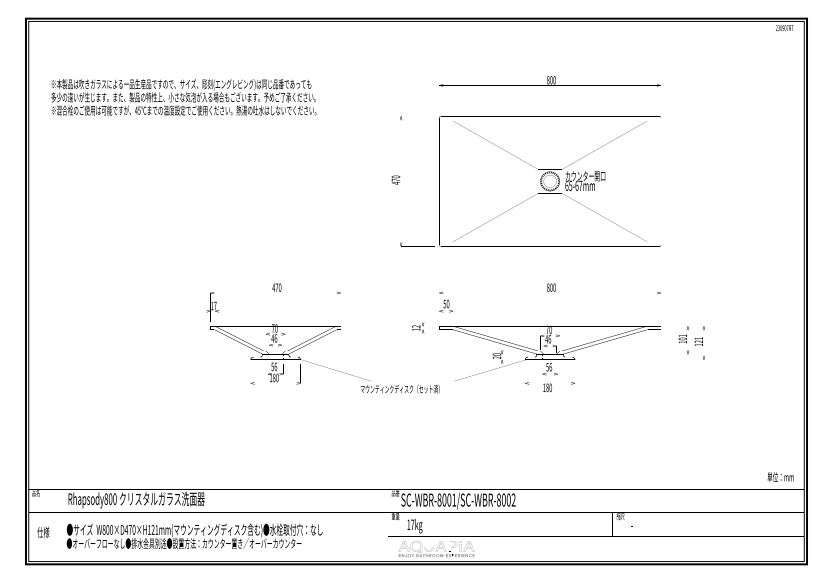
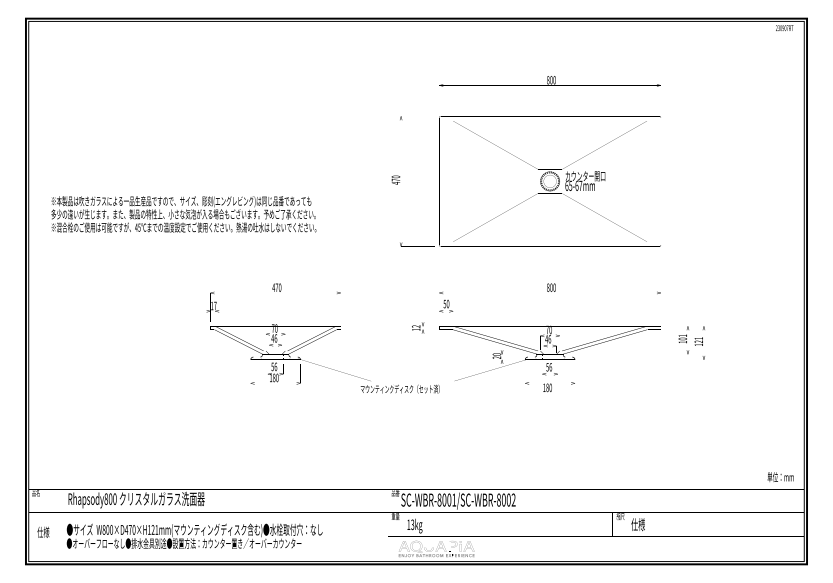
text position: (183, 97) -> (183, 214) (183, 214)
text: 17kg -> 13kg (412, 524)
text: - -> 仕様 (637, 524)
